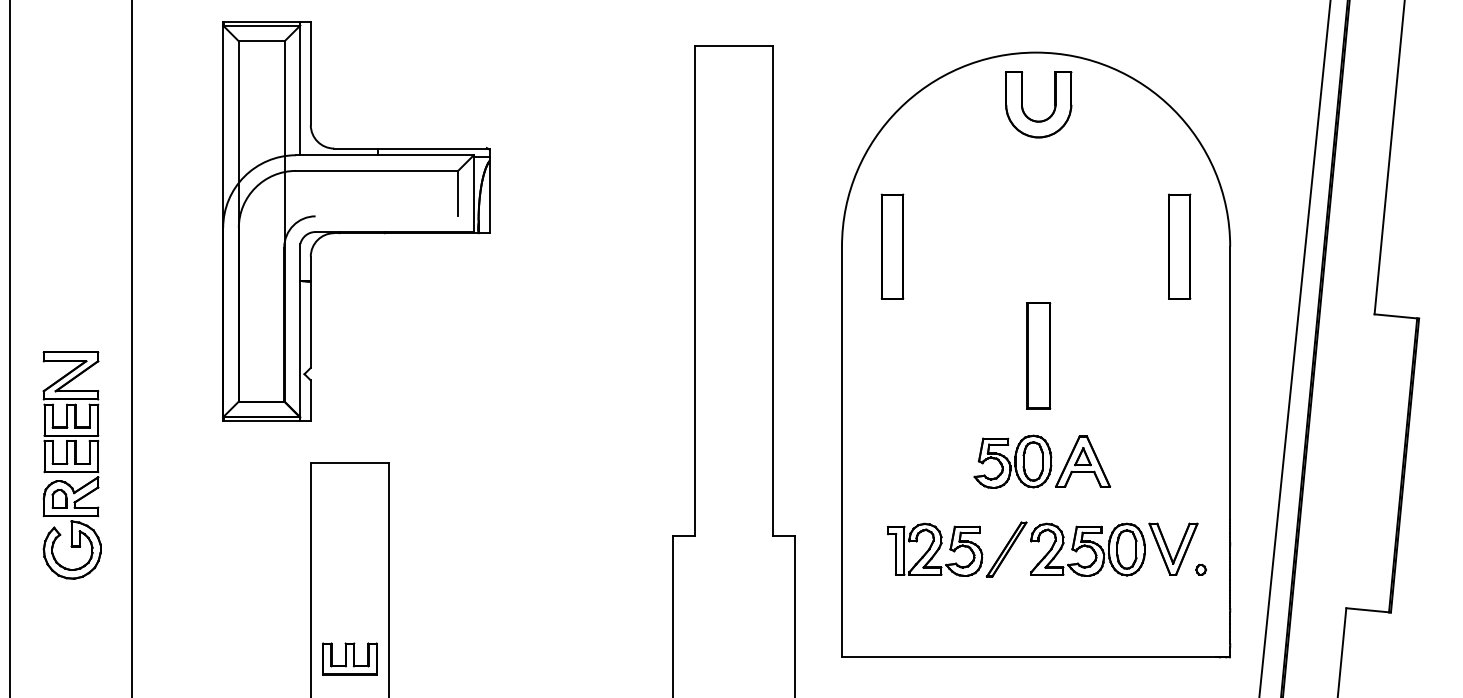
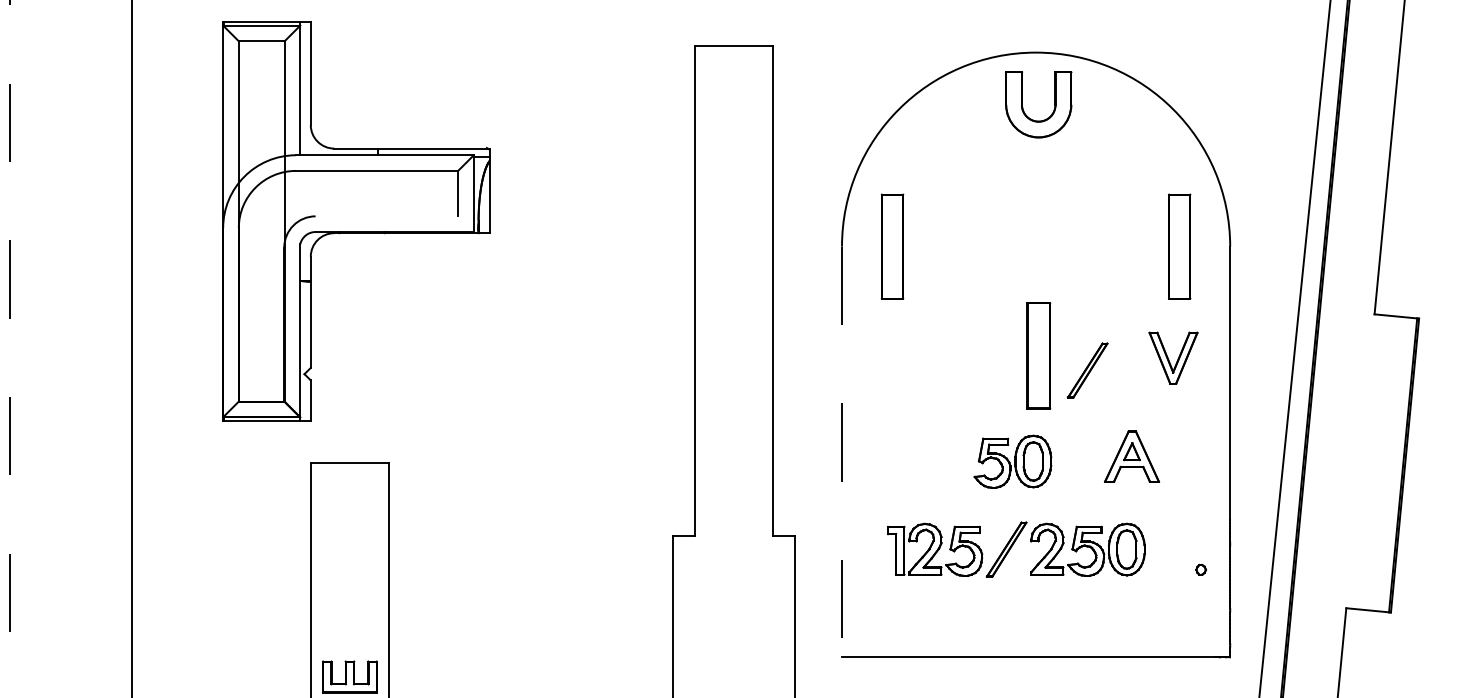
line: solid -> dashed (10, 348)
part: none -> present (1087, 370)
line: solid -> dashed (842, 452)
part position: (1083, 461) -> (1132, 456) (1132, 456)
part: present -> none (71, 465)
part position: (1173, 548) -> (1173, 357) (1173, 357)
part position: (349, 658) -> (349, 676) (349, 676)
